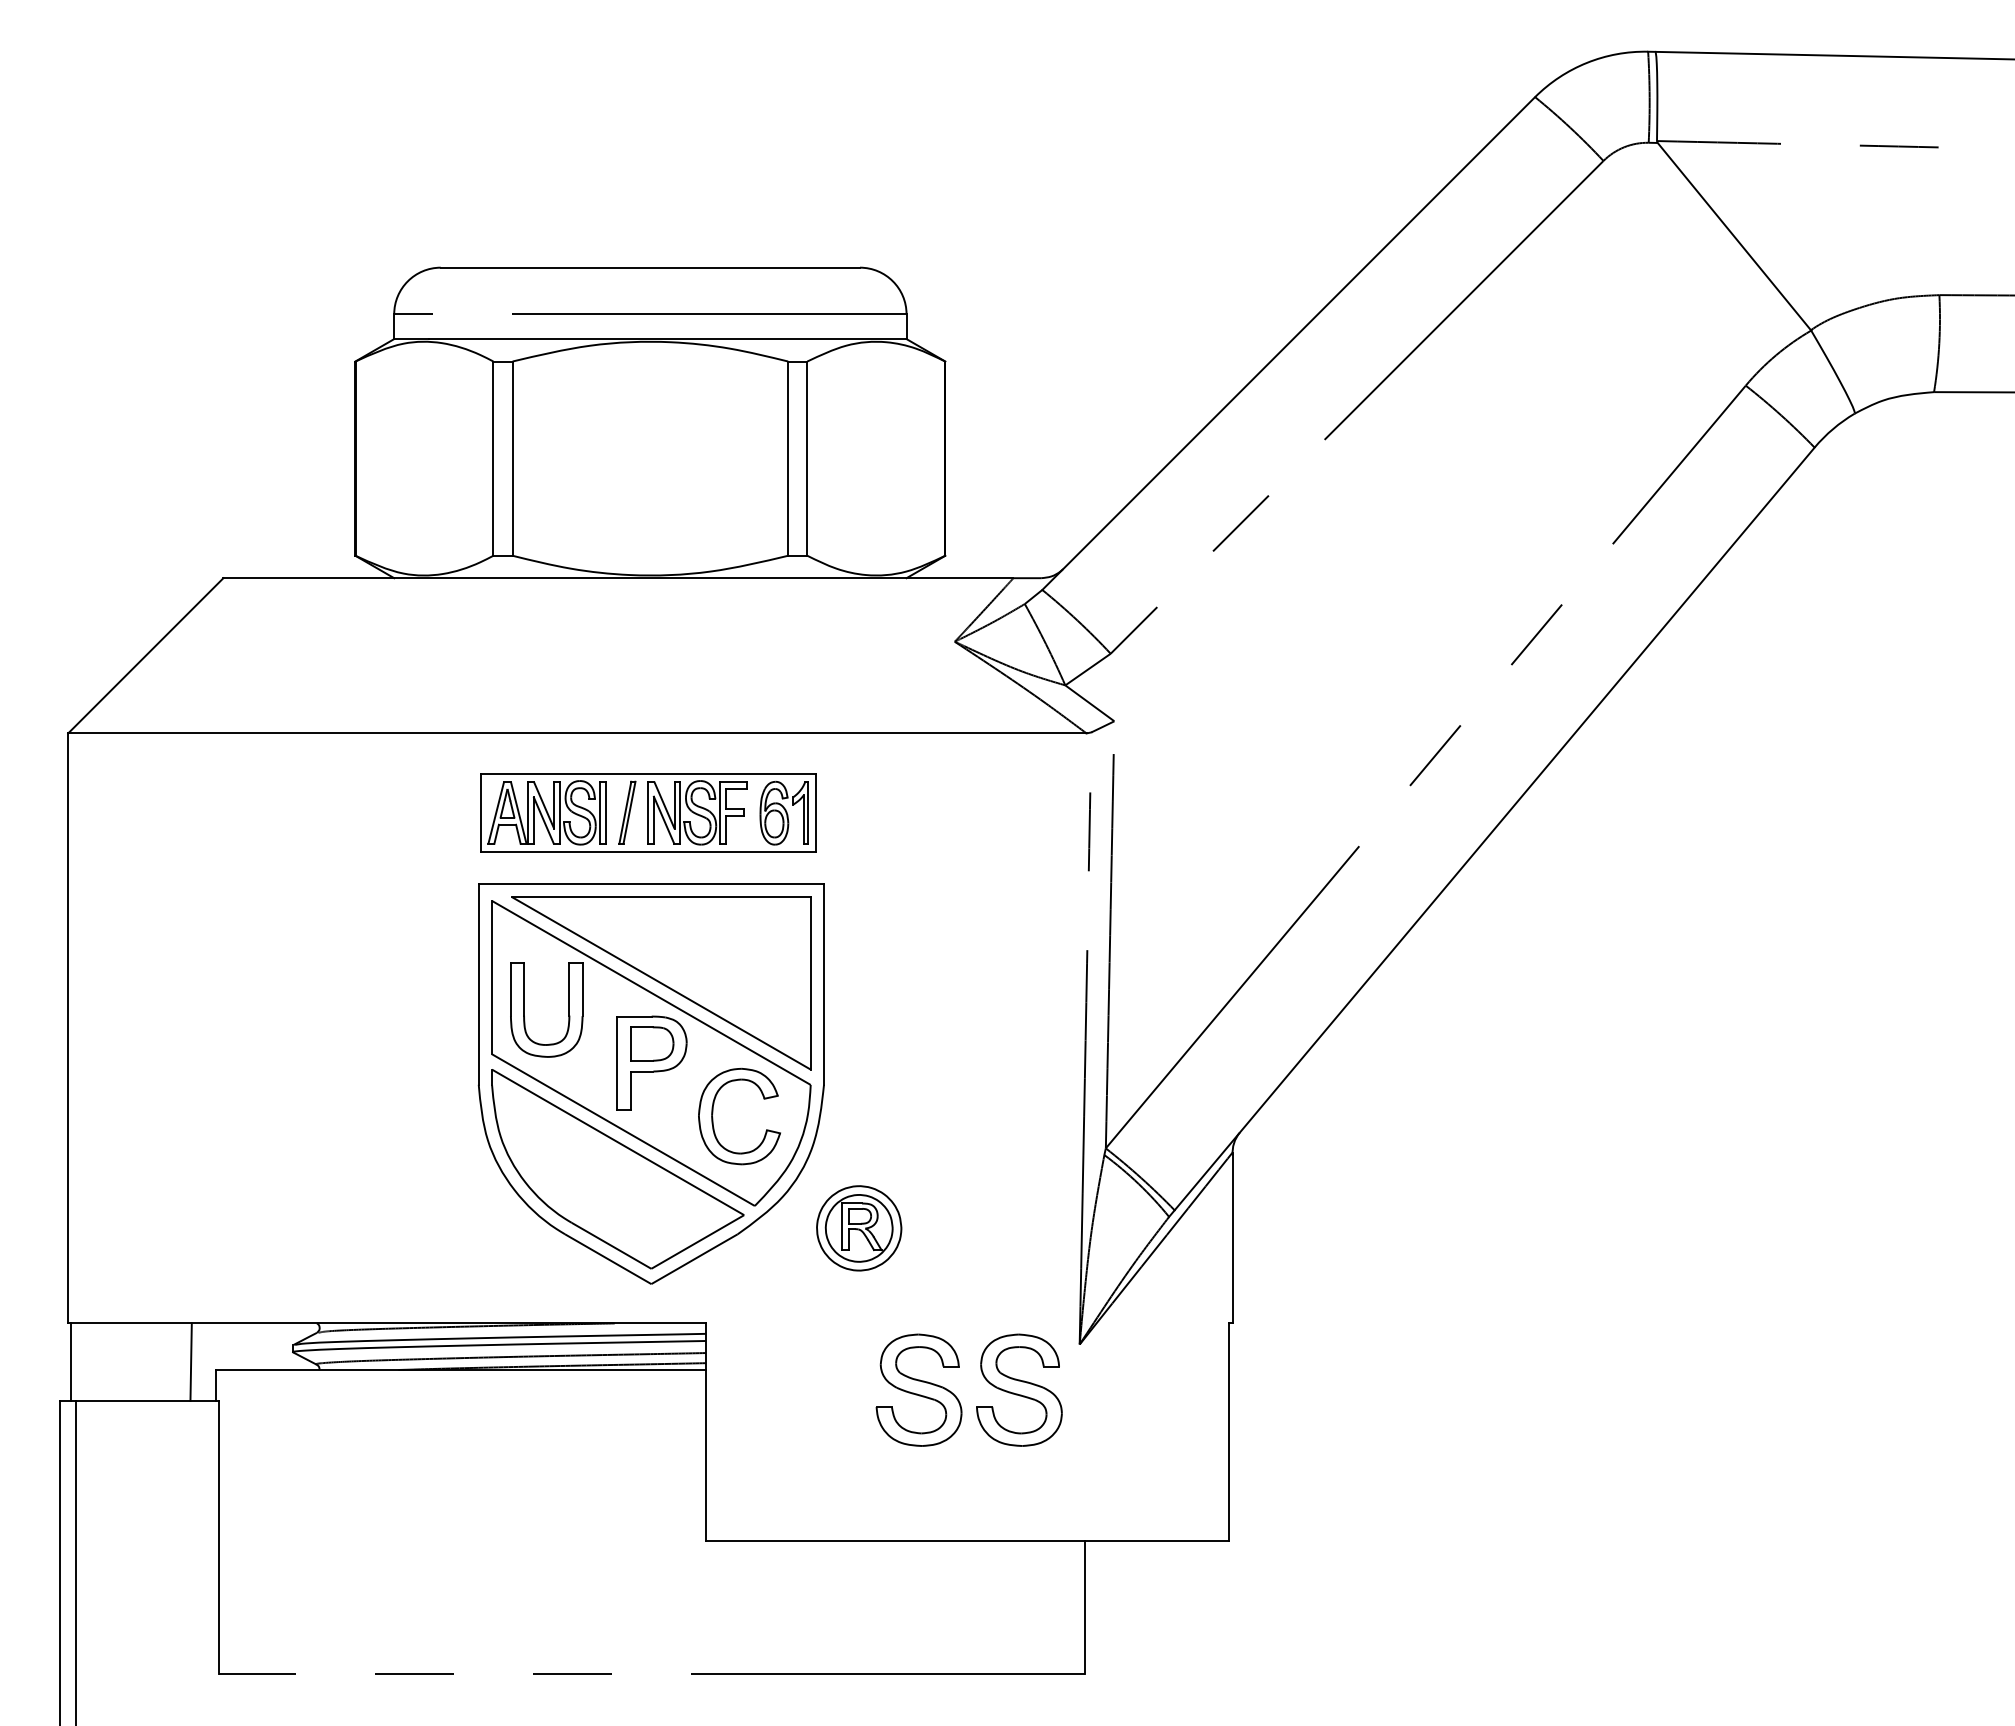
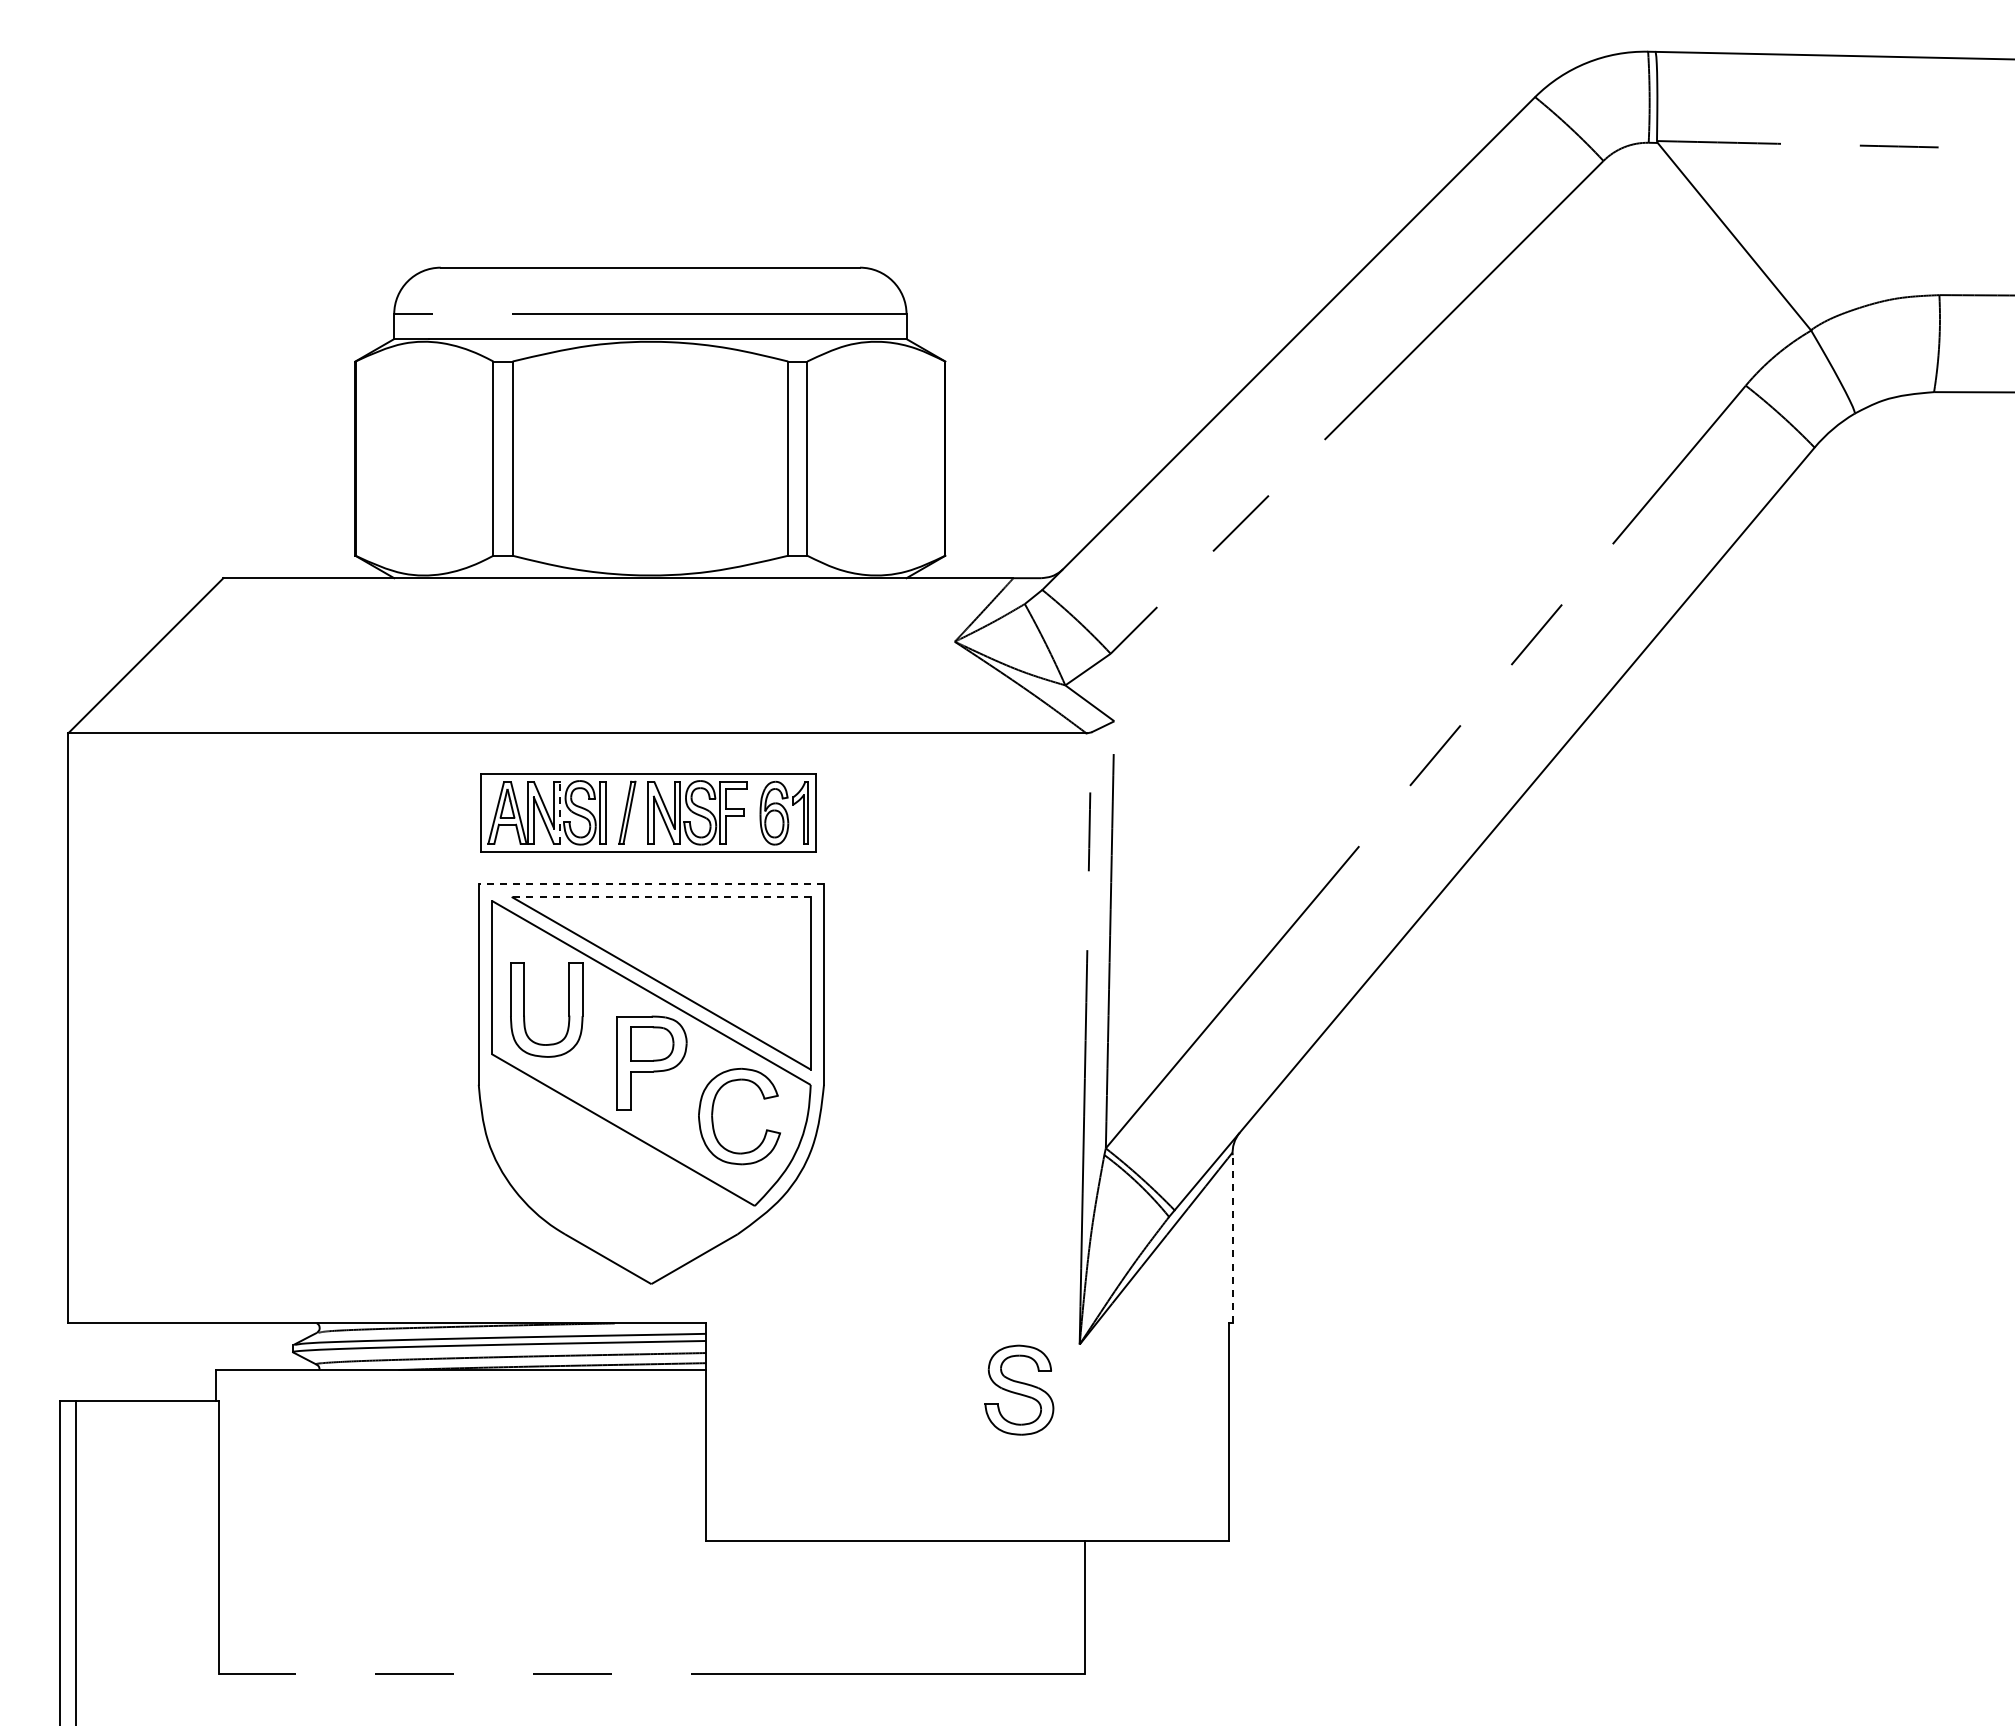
line: solid -> dashed (559, 812)
line: solid -> dashed (651, 883)
line: solid -> dashed (661, 896)
part: present -> none (617, 1169)
part: present -> none (859, 1228)
line: solid -> dashed (1232, 1237)
line: present -> none (70, 1362)
line: present -> none (190, 1362)
part: present -> none (918, 1389)
part size: 87x114 px -> 71x92 px (1019, 1389)
